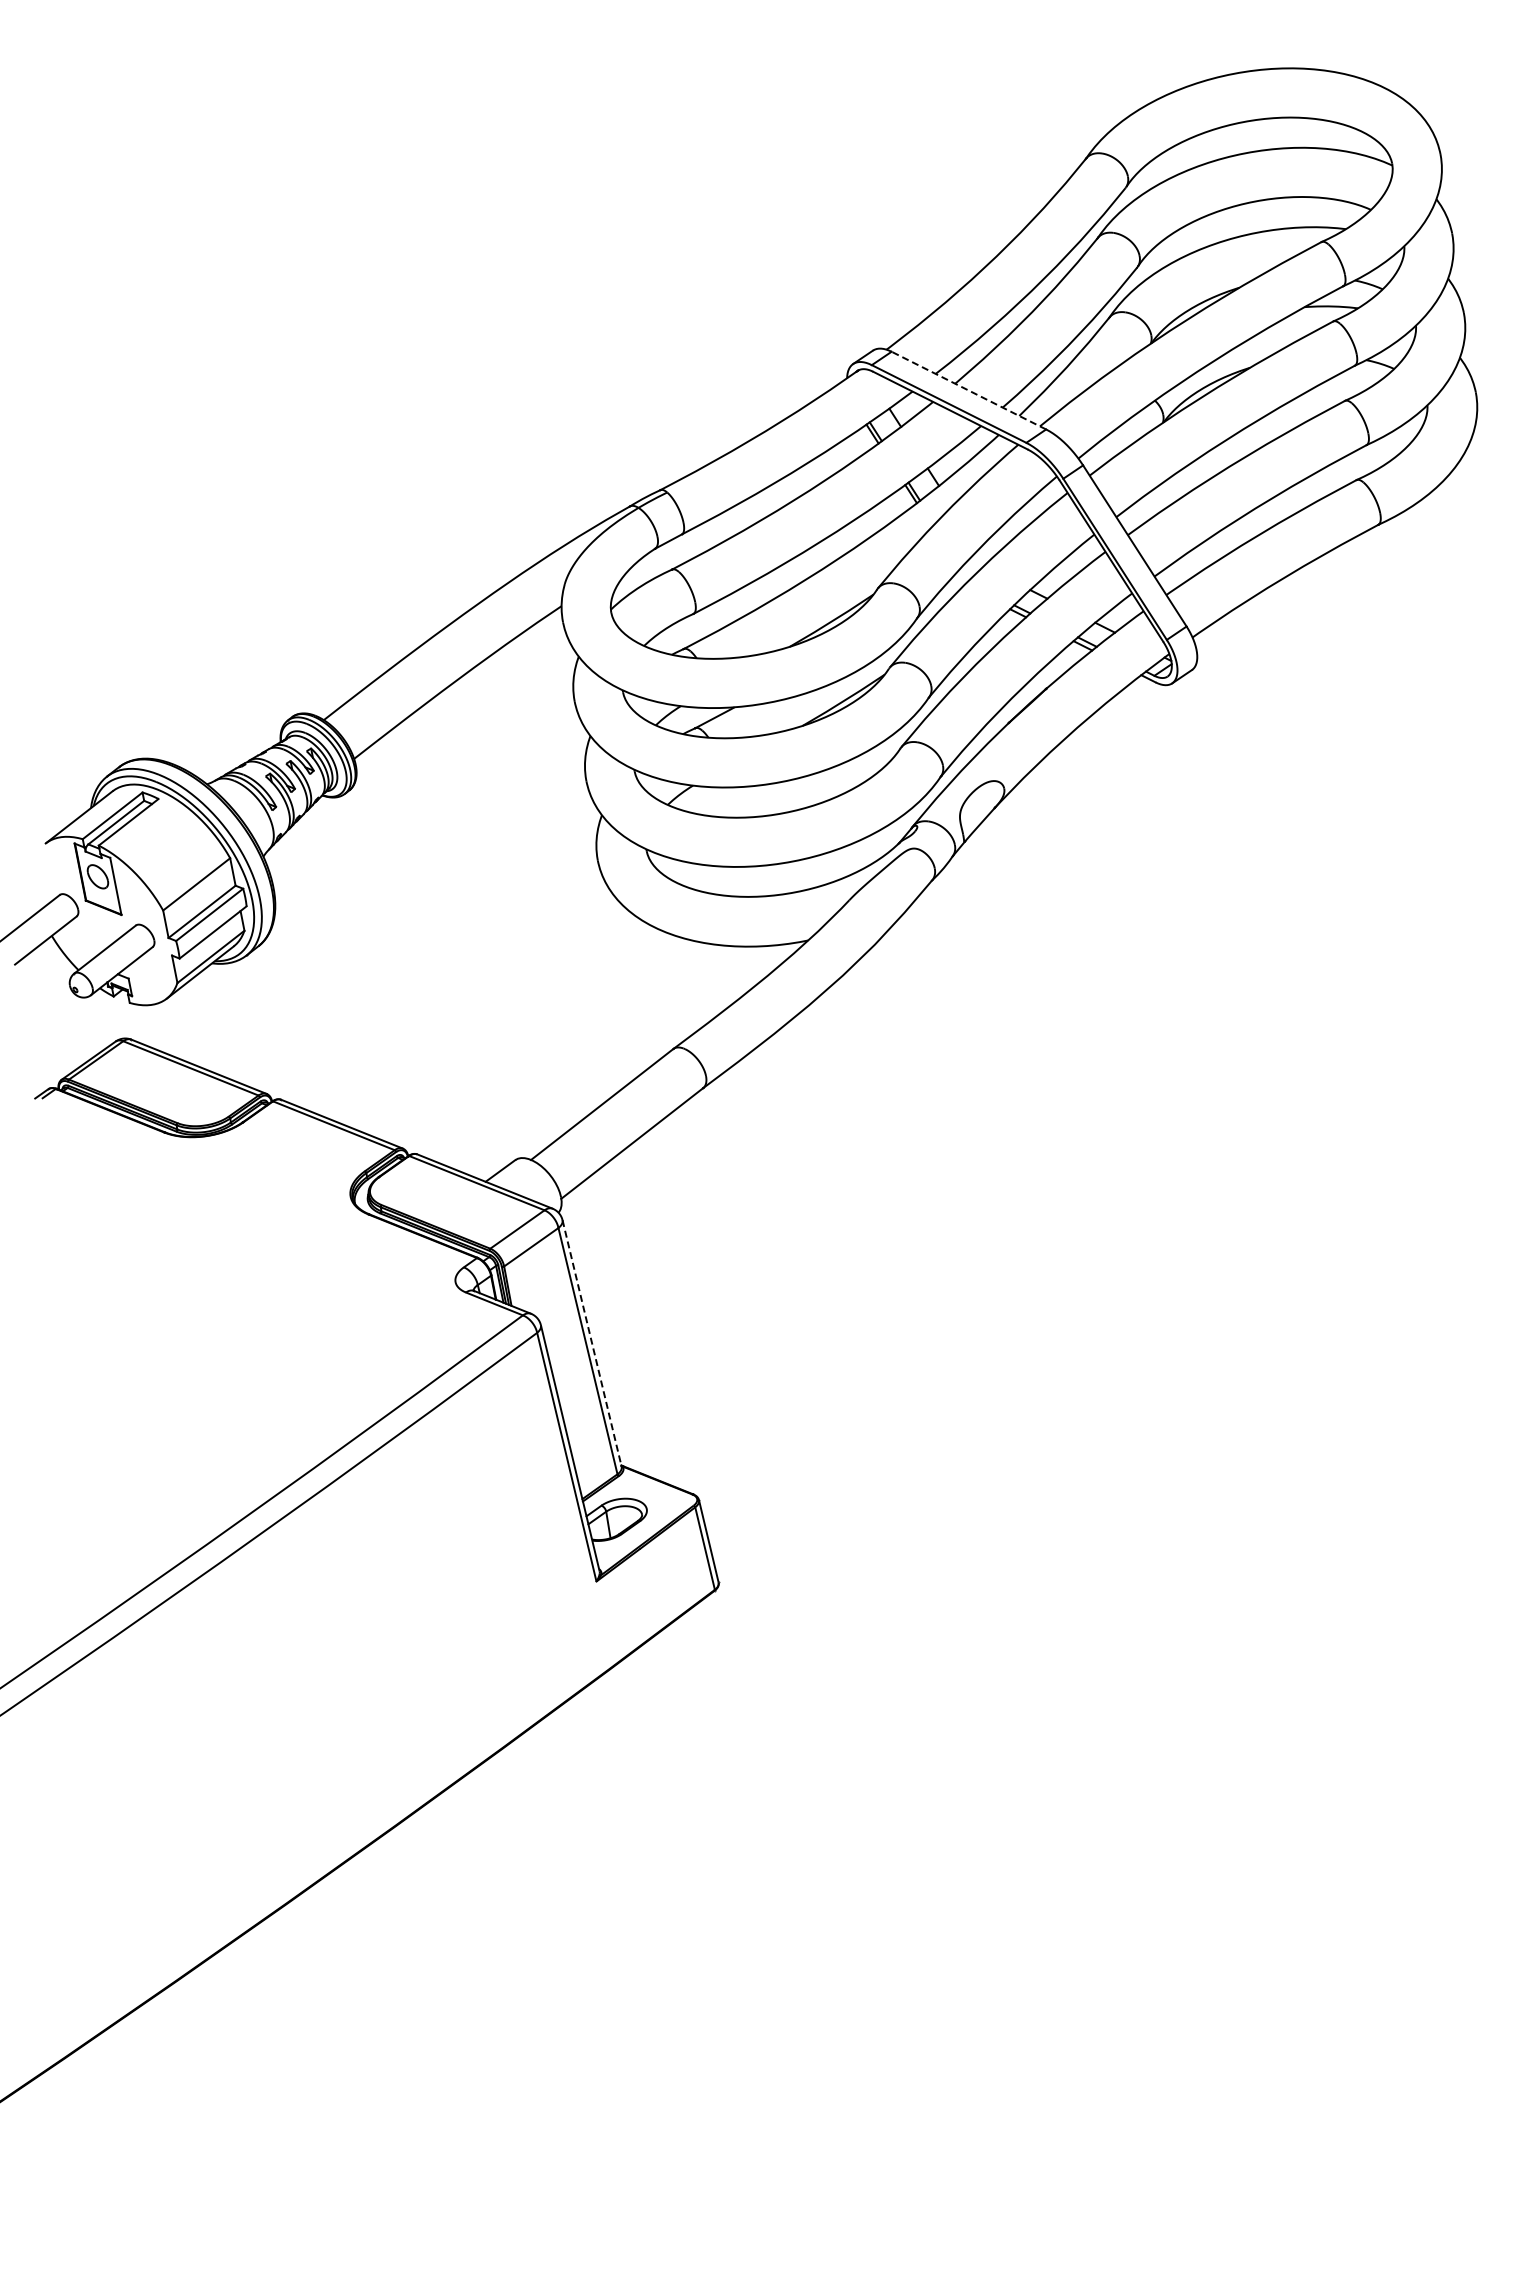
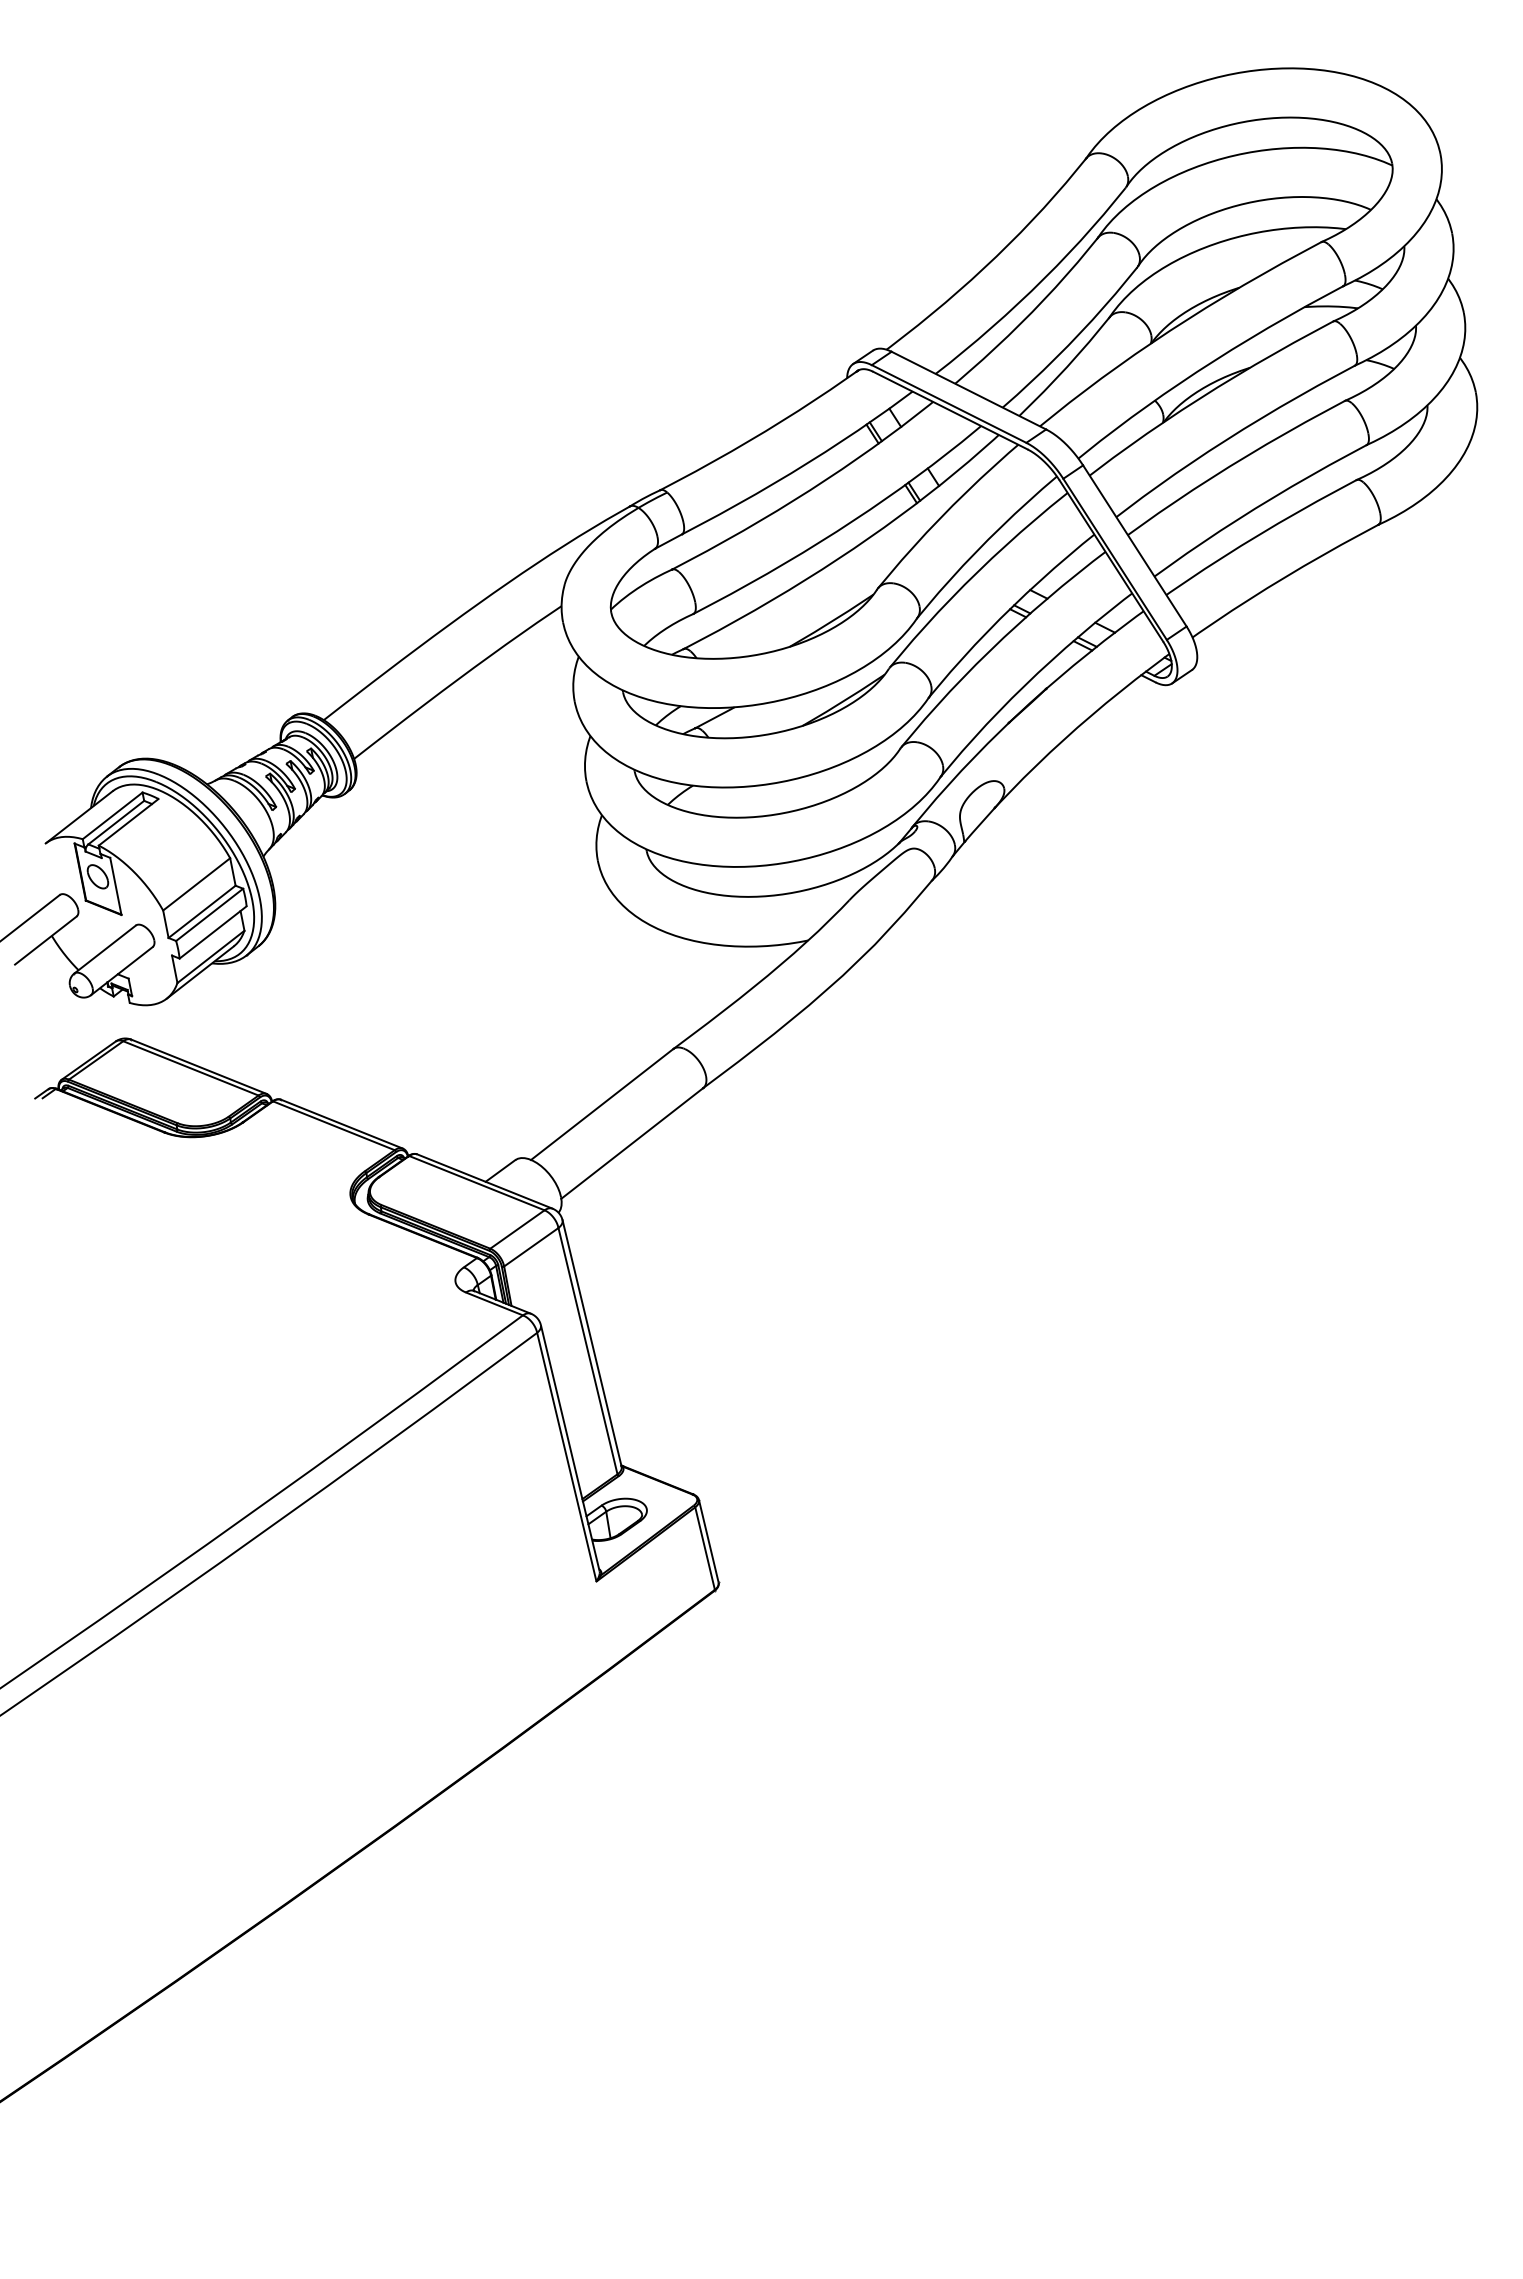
line: dashed -> solid (968, 390)
line: dashed -> solid (592, 1343)
